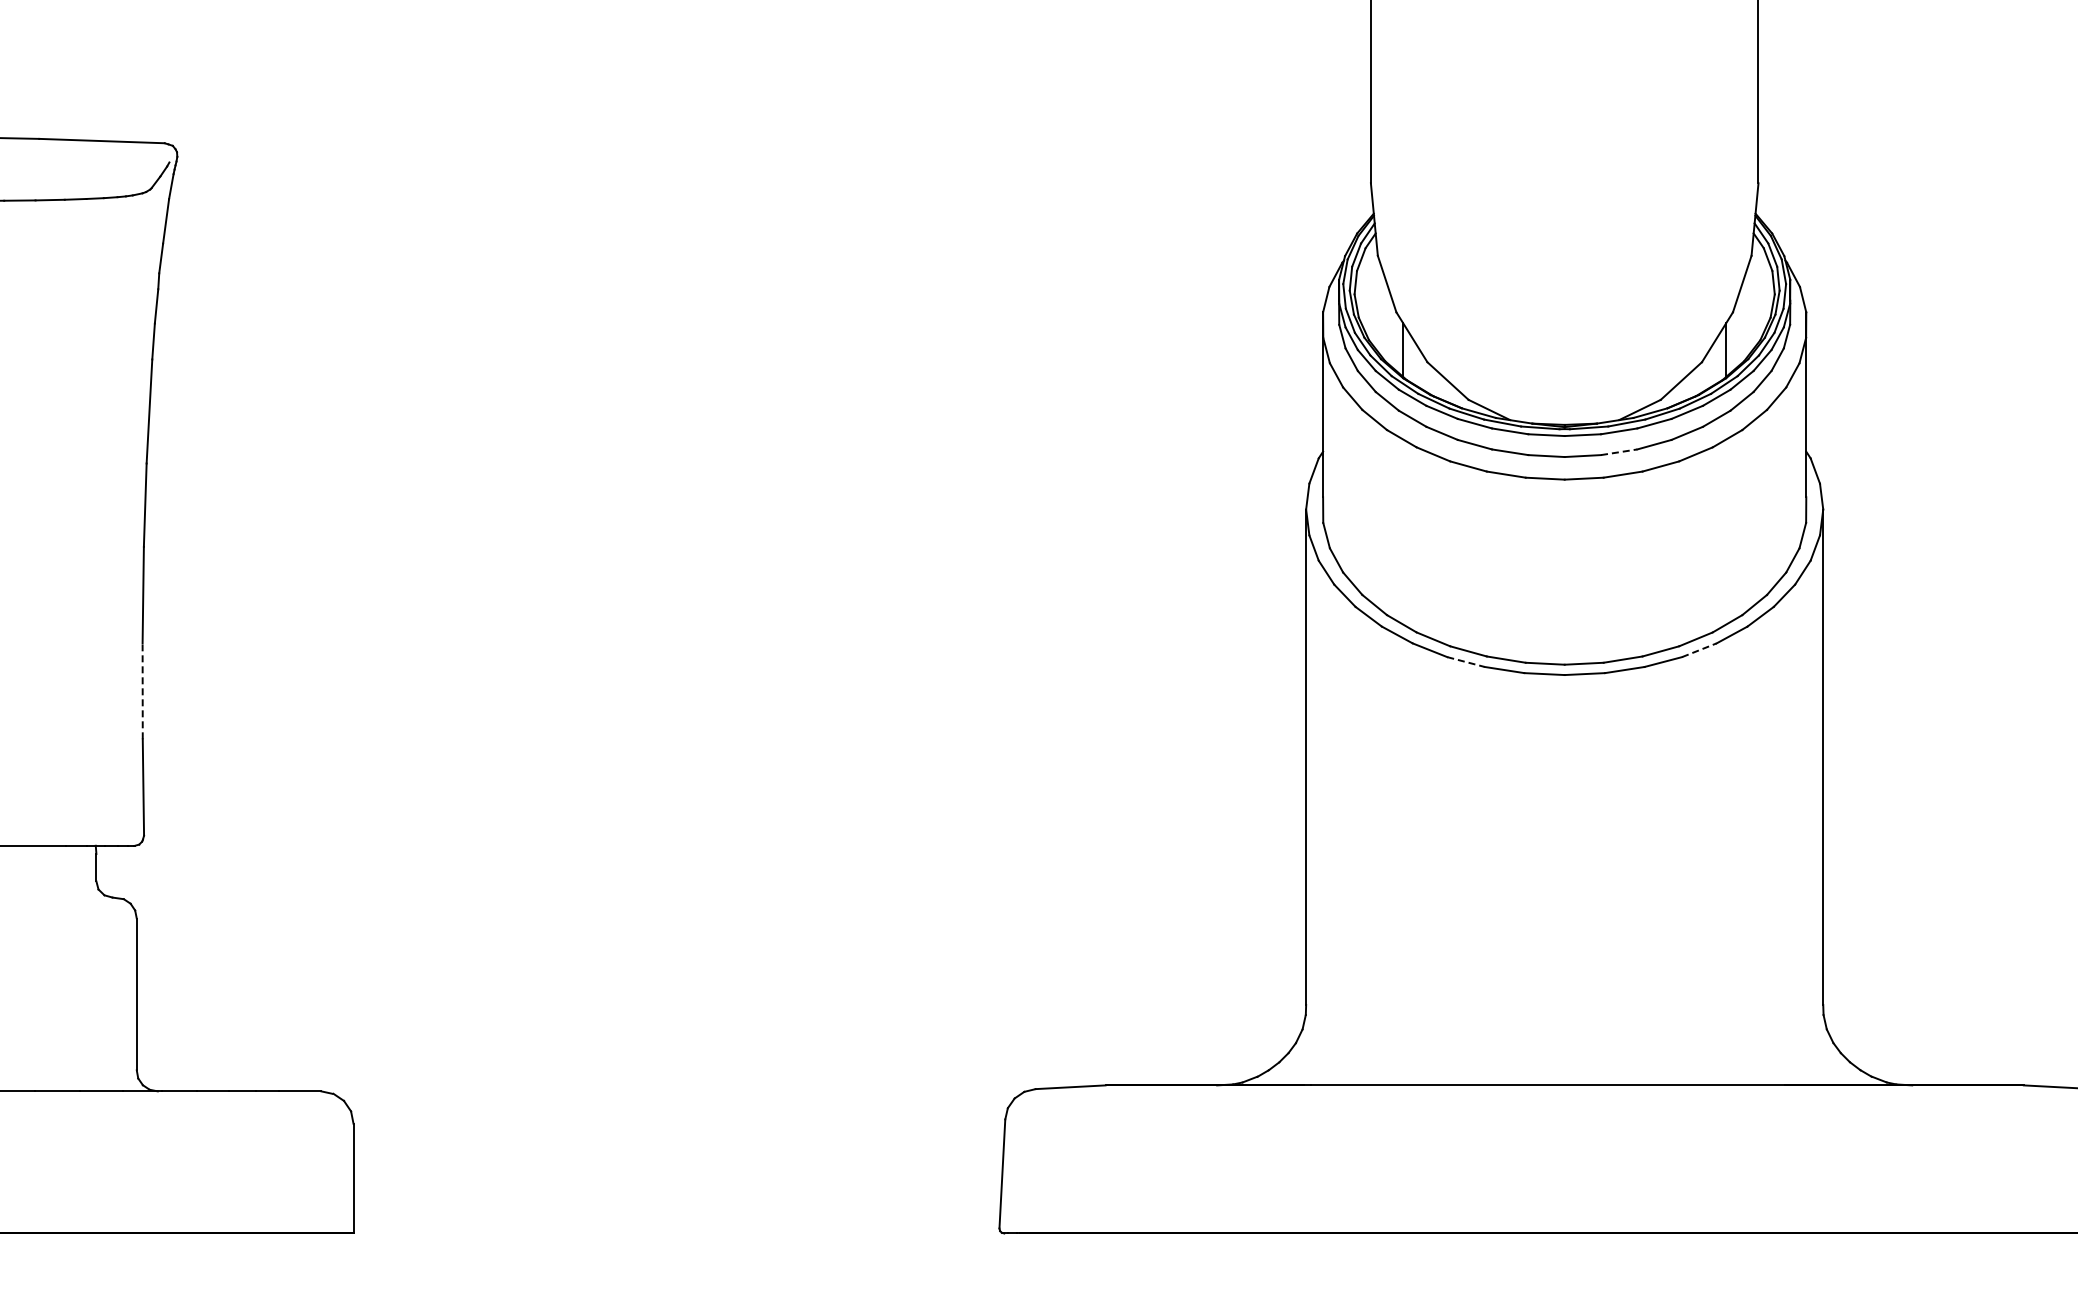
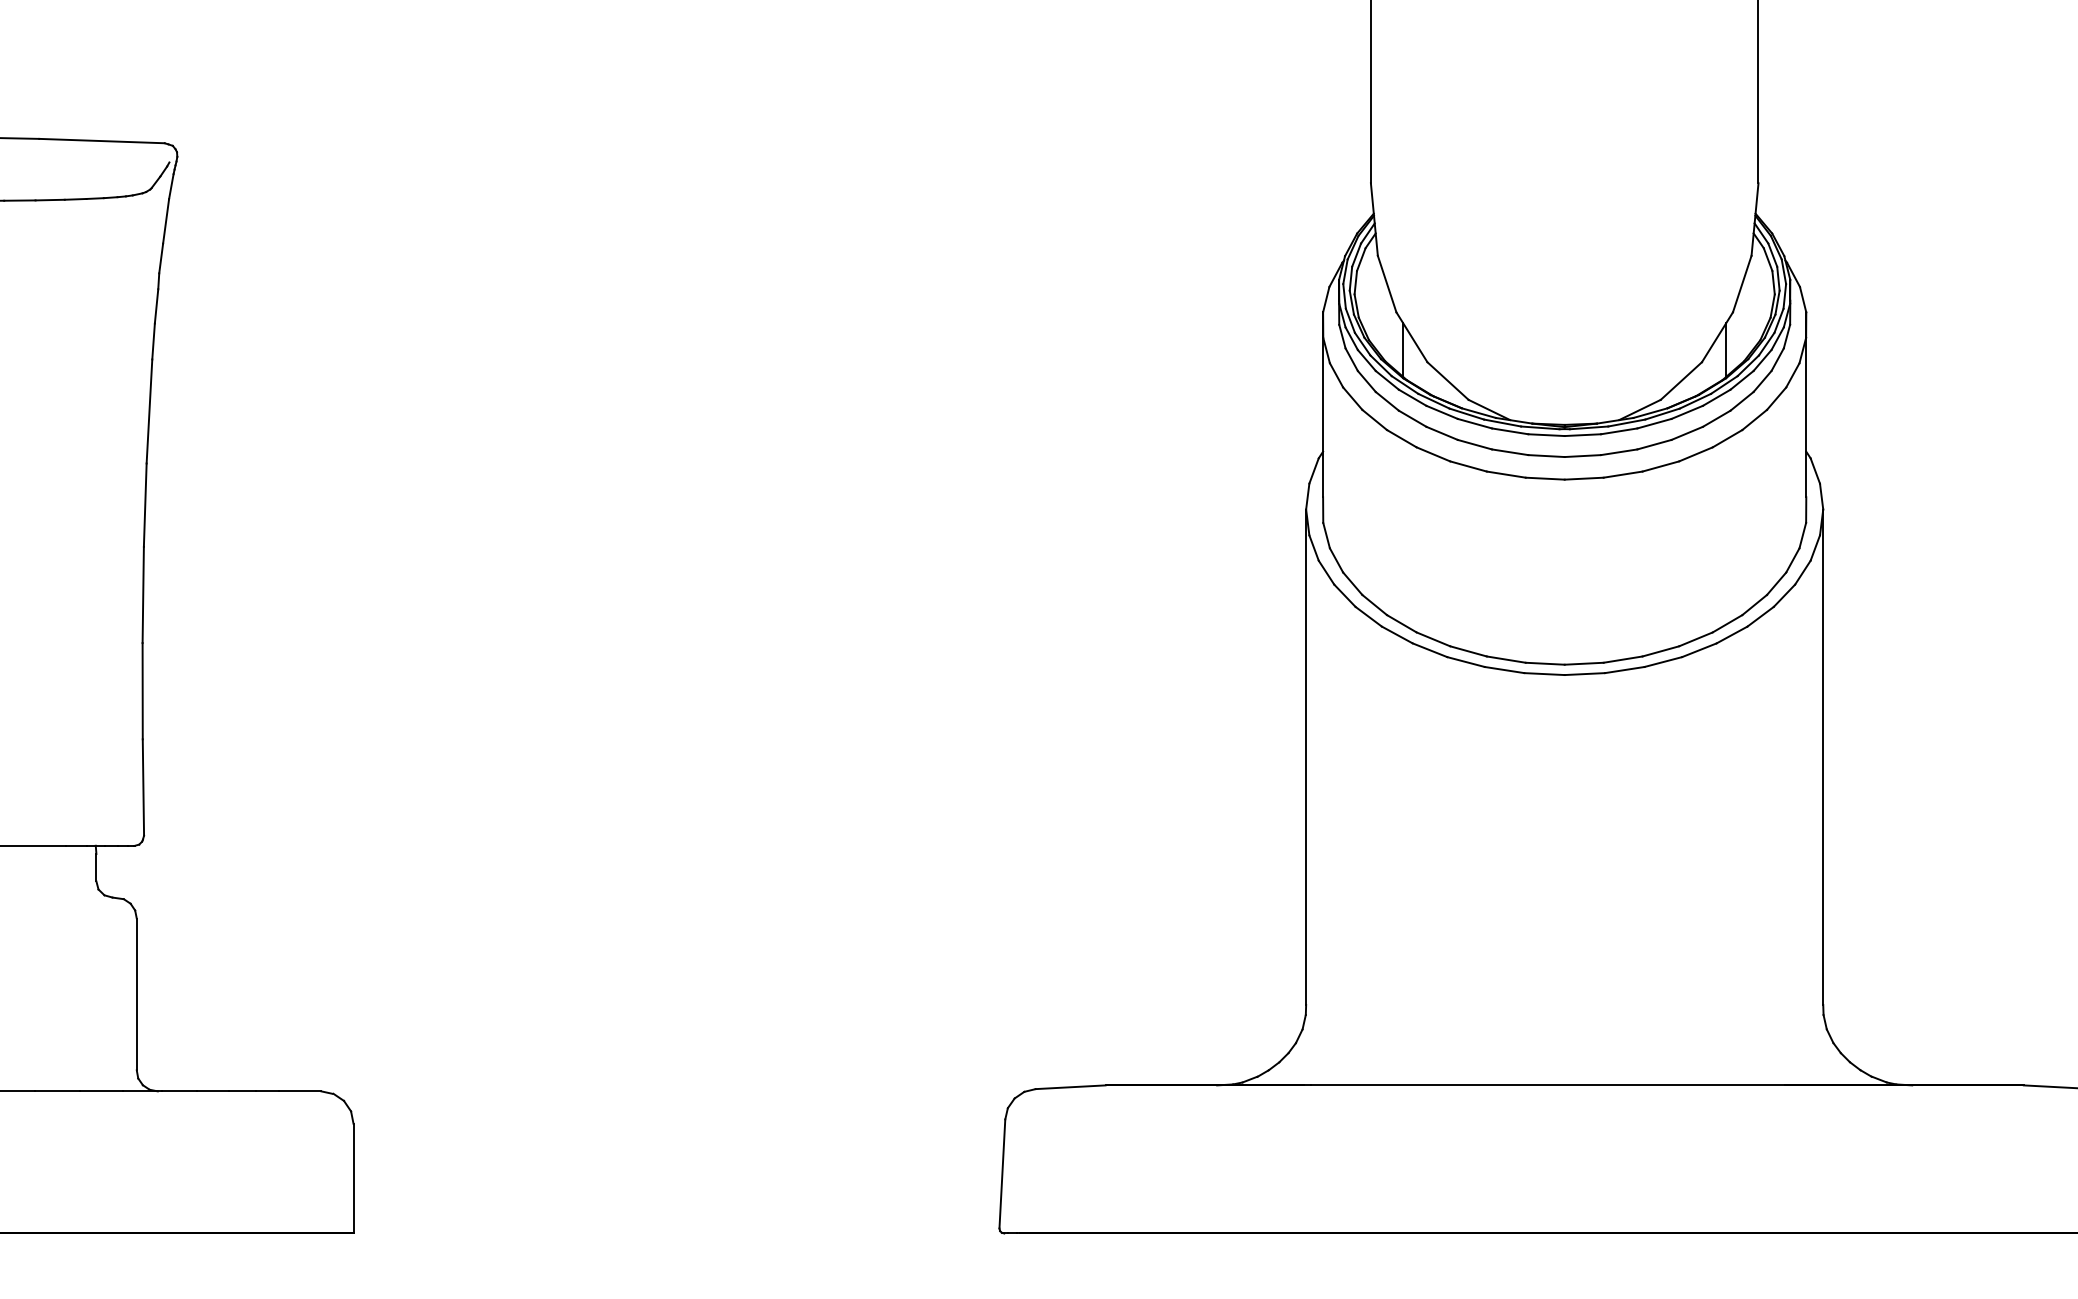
line: dashed -> solid (1619, 452)
line: dashed -> solid (1699, 650)
line: dashed -> solid (1466, 662)
line: dashed -> solid (142, 690)
